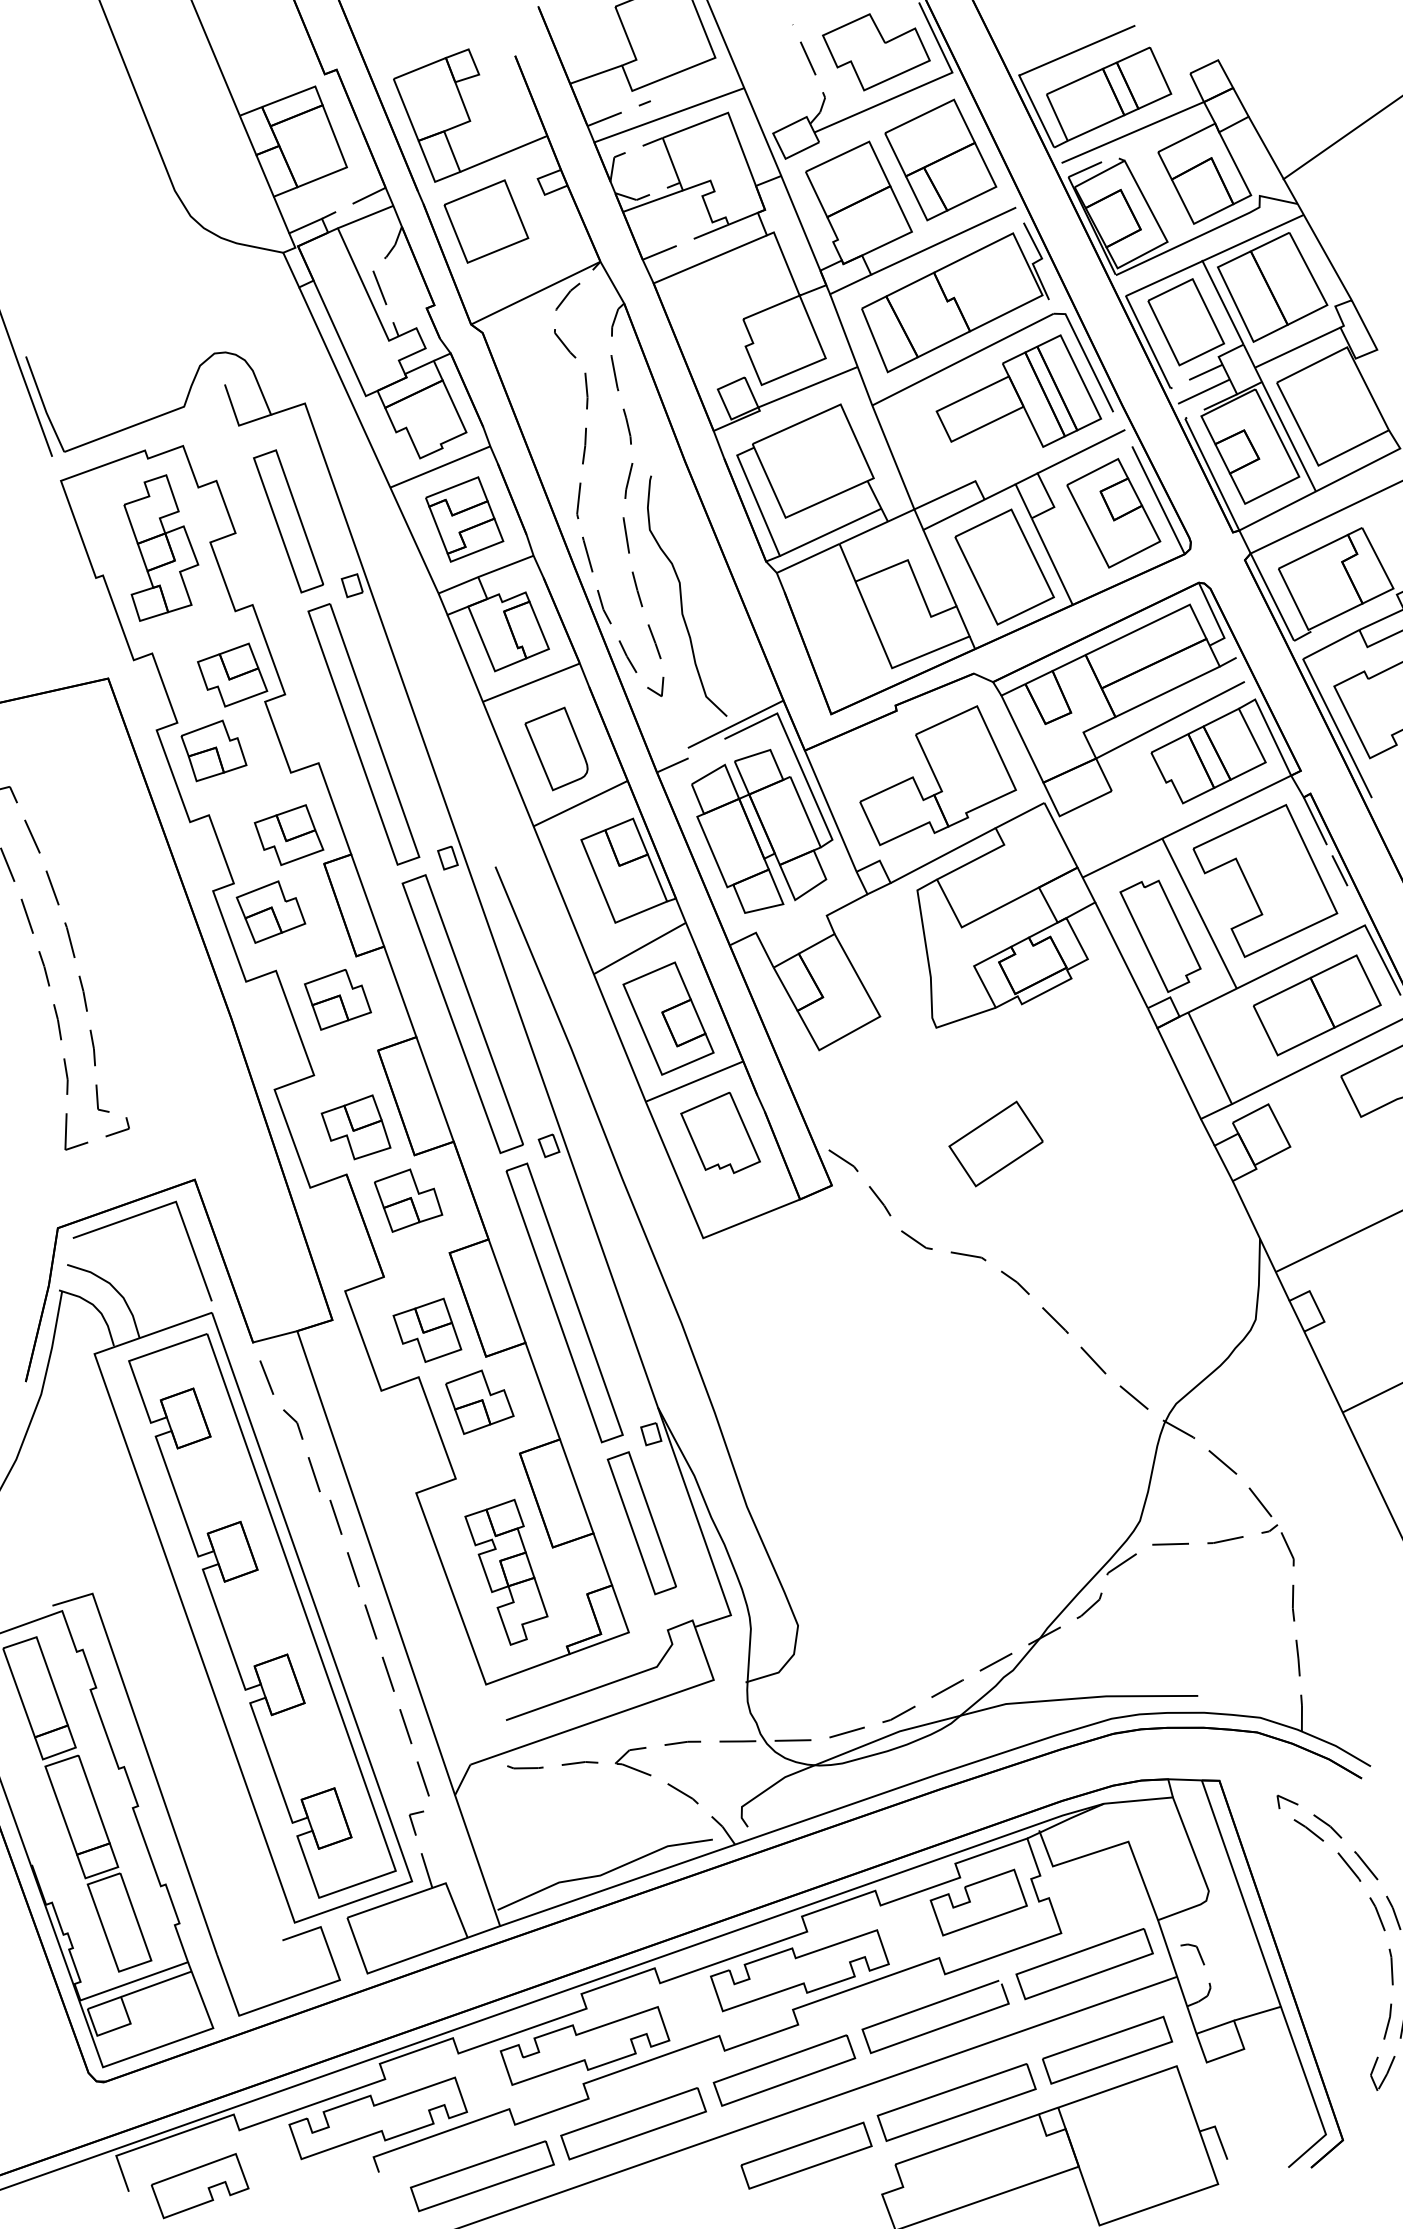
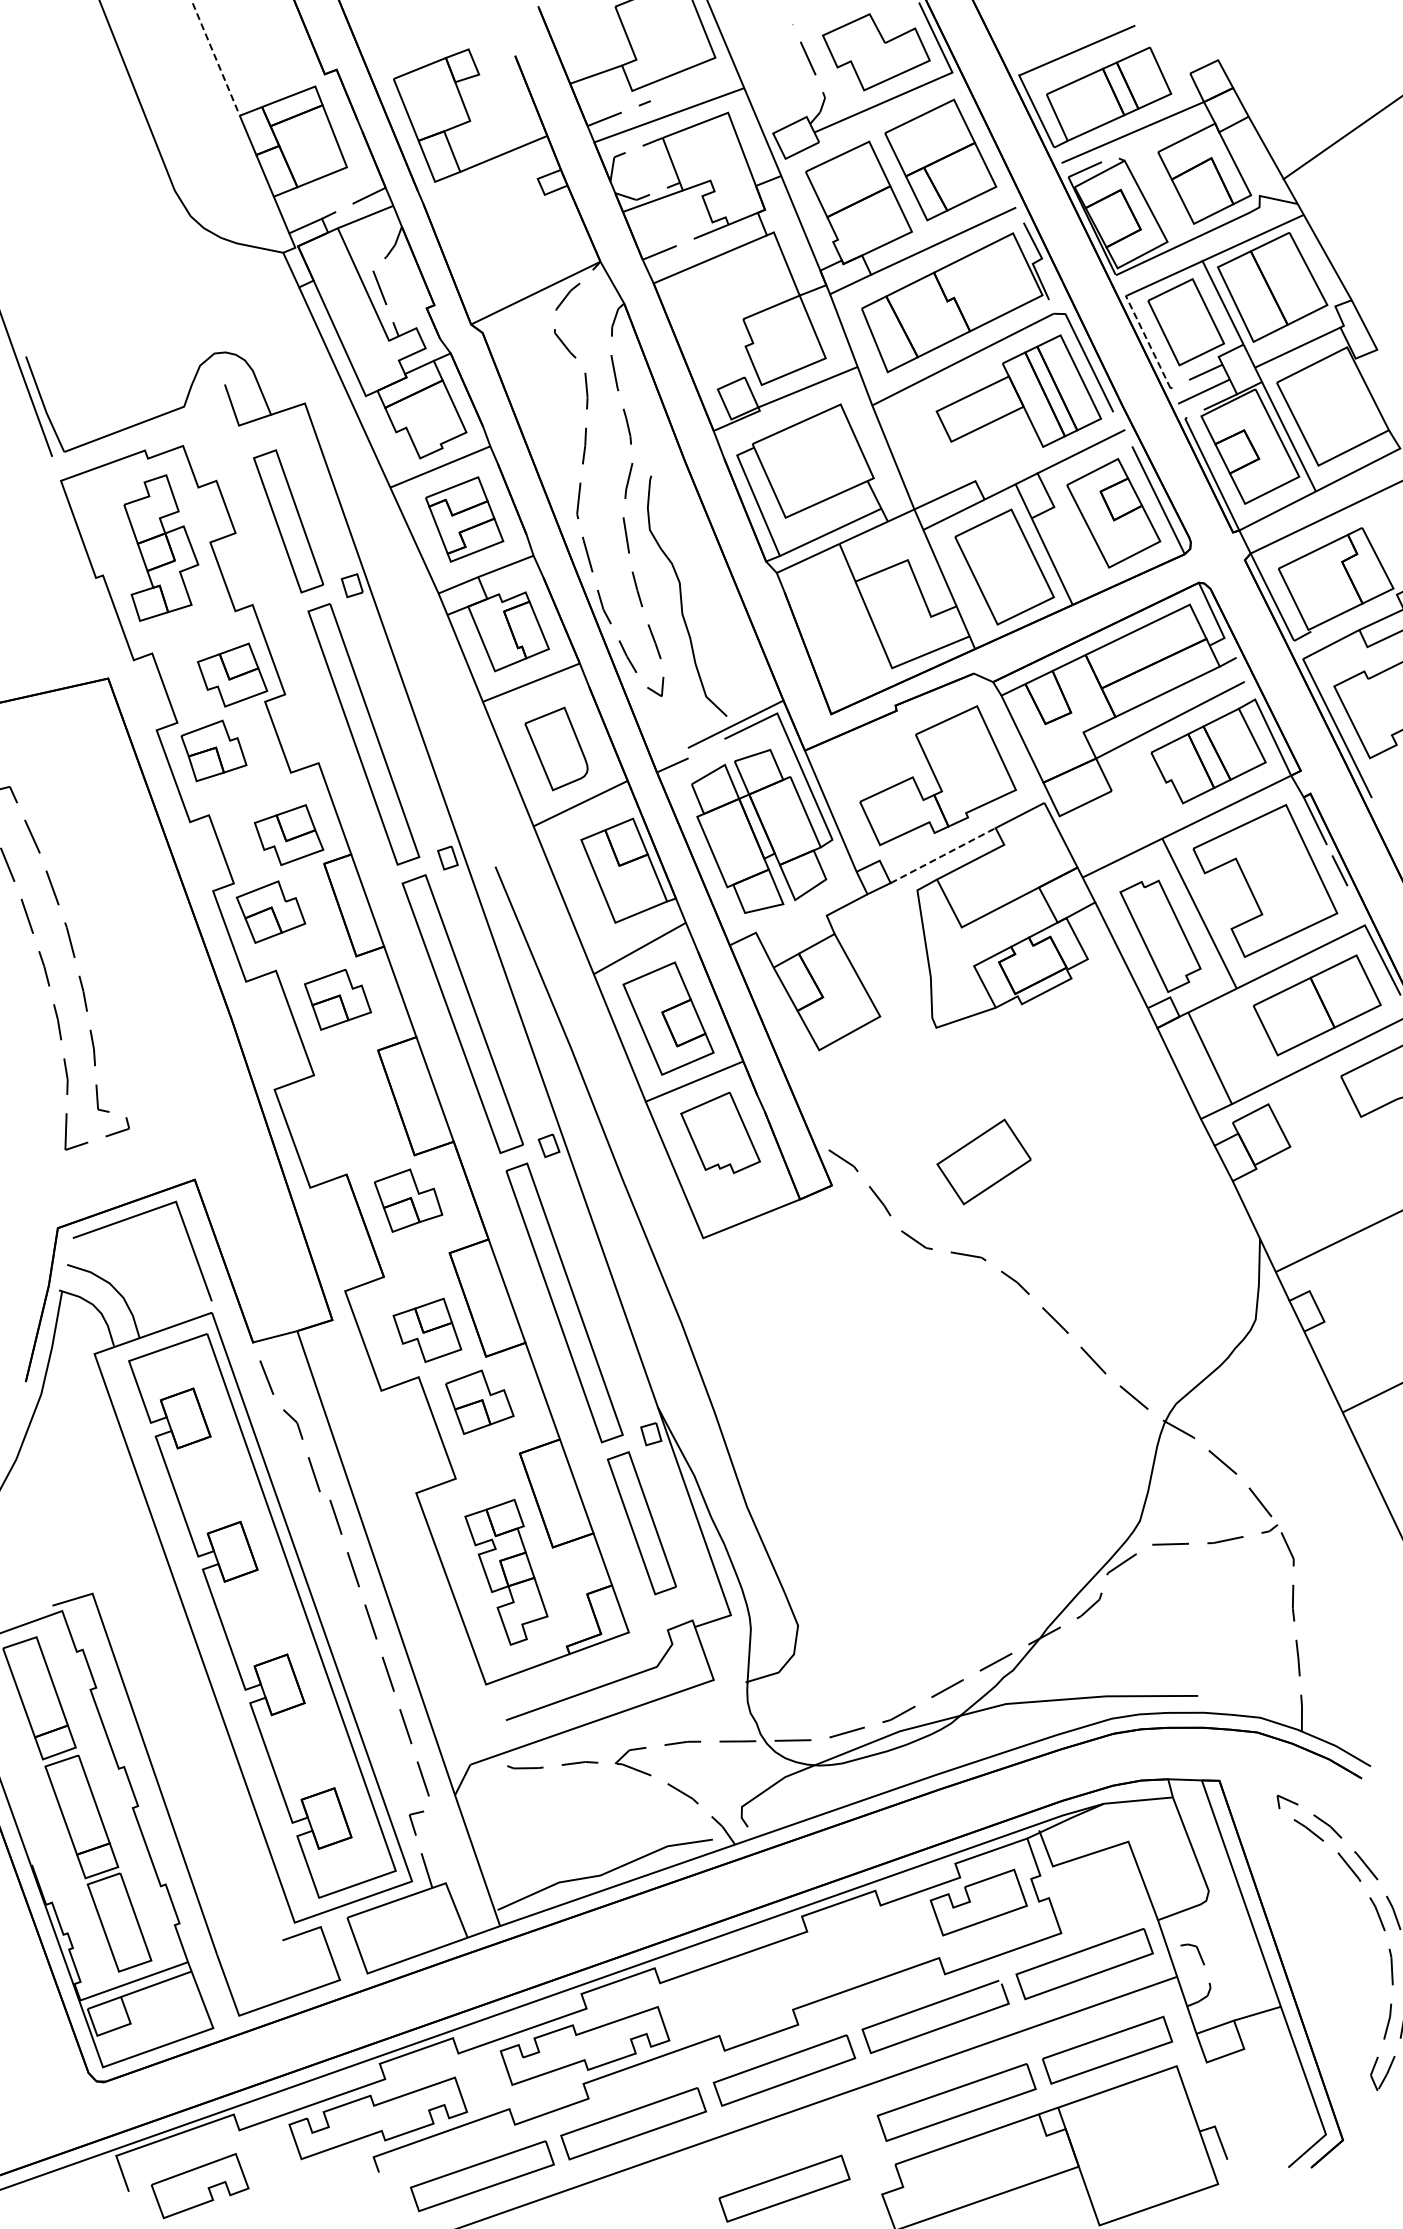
line: solid -> dashed (215, 58)
part: present -> none (486, 221)
line: solid -> dashed (1148, 342)
line: solid -> dashed (943, 855)
part: present -> none (355, 1127)
part position: (995, 1143) -> (983, 1161) (983, 1161)
part: present -> none (799, 1970)
part position: (806, 2155) -> (784, 2188) (784, 2188)
